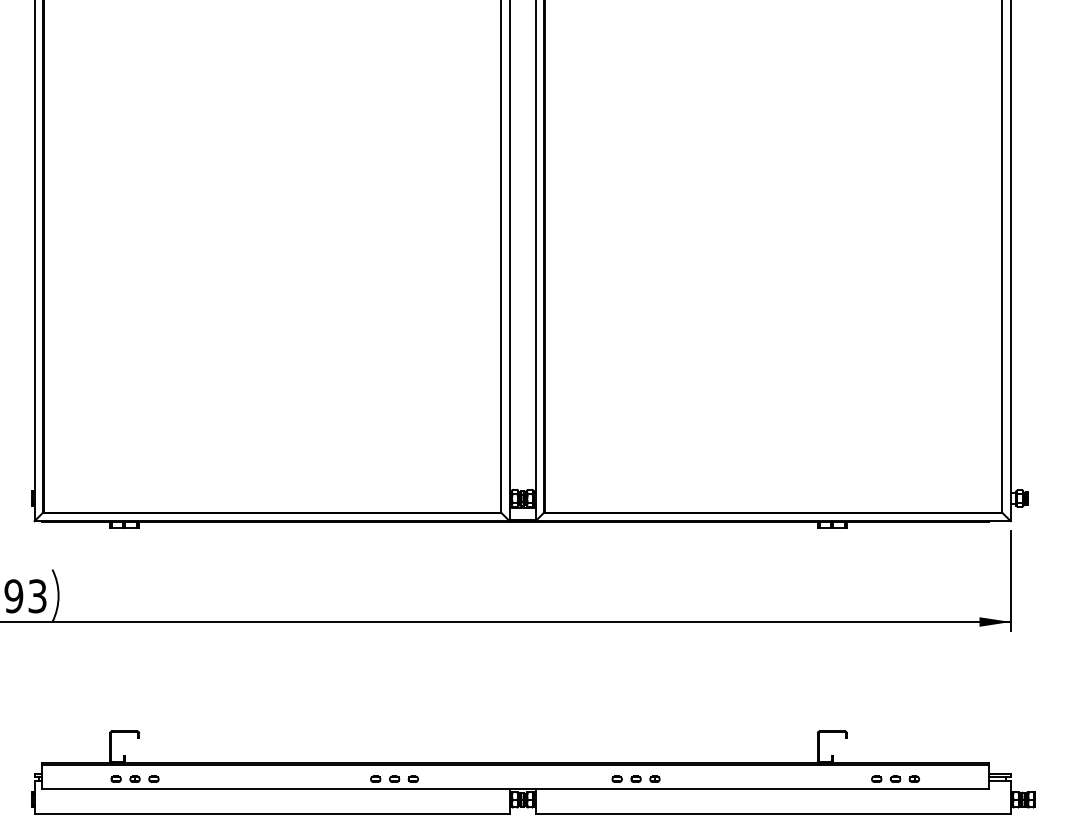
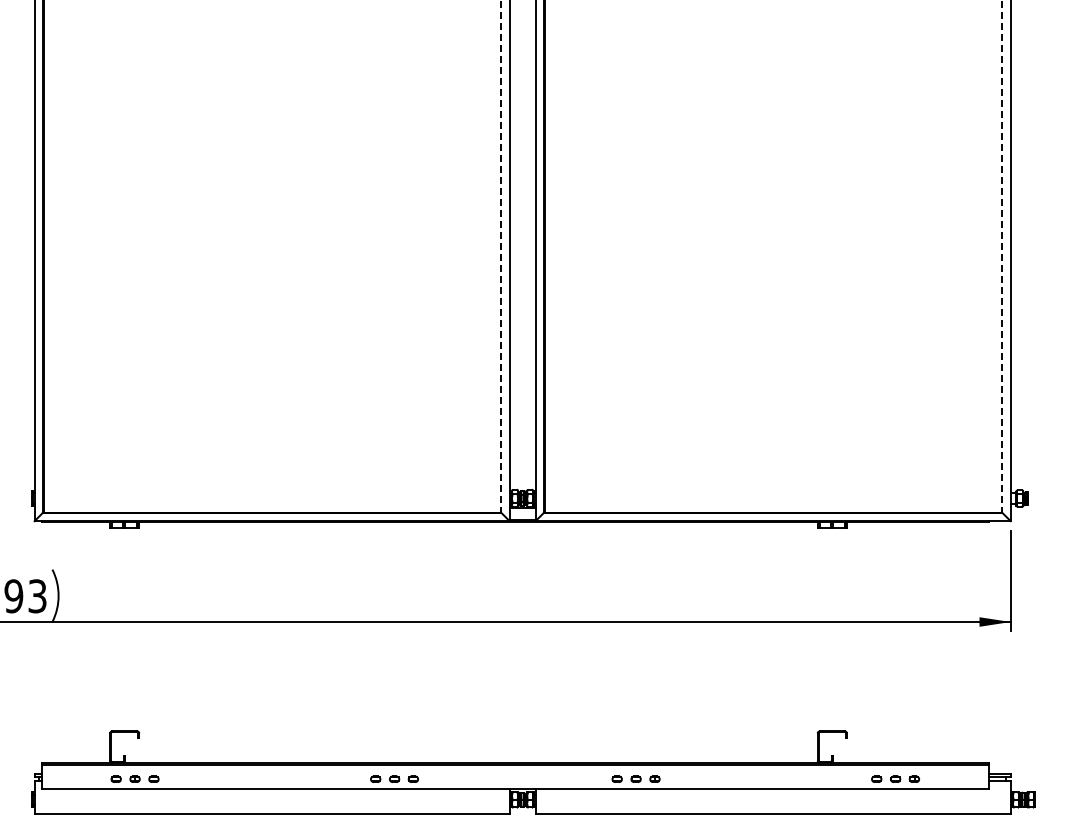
line: solid -> dashed (501, 256)
line: solid -> dashed (1002, 256)
